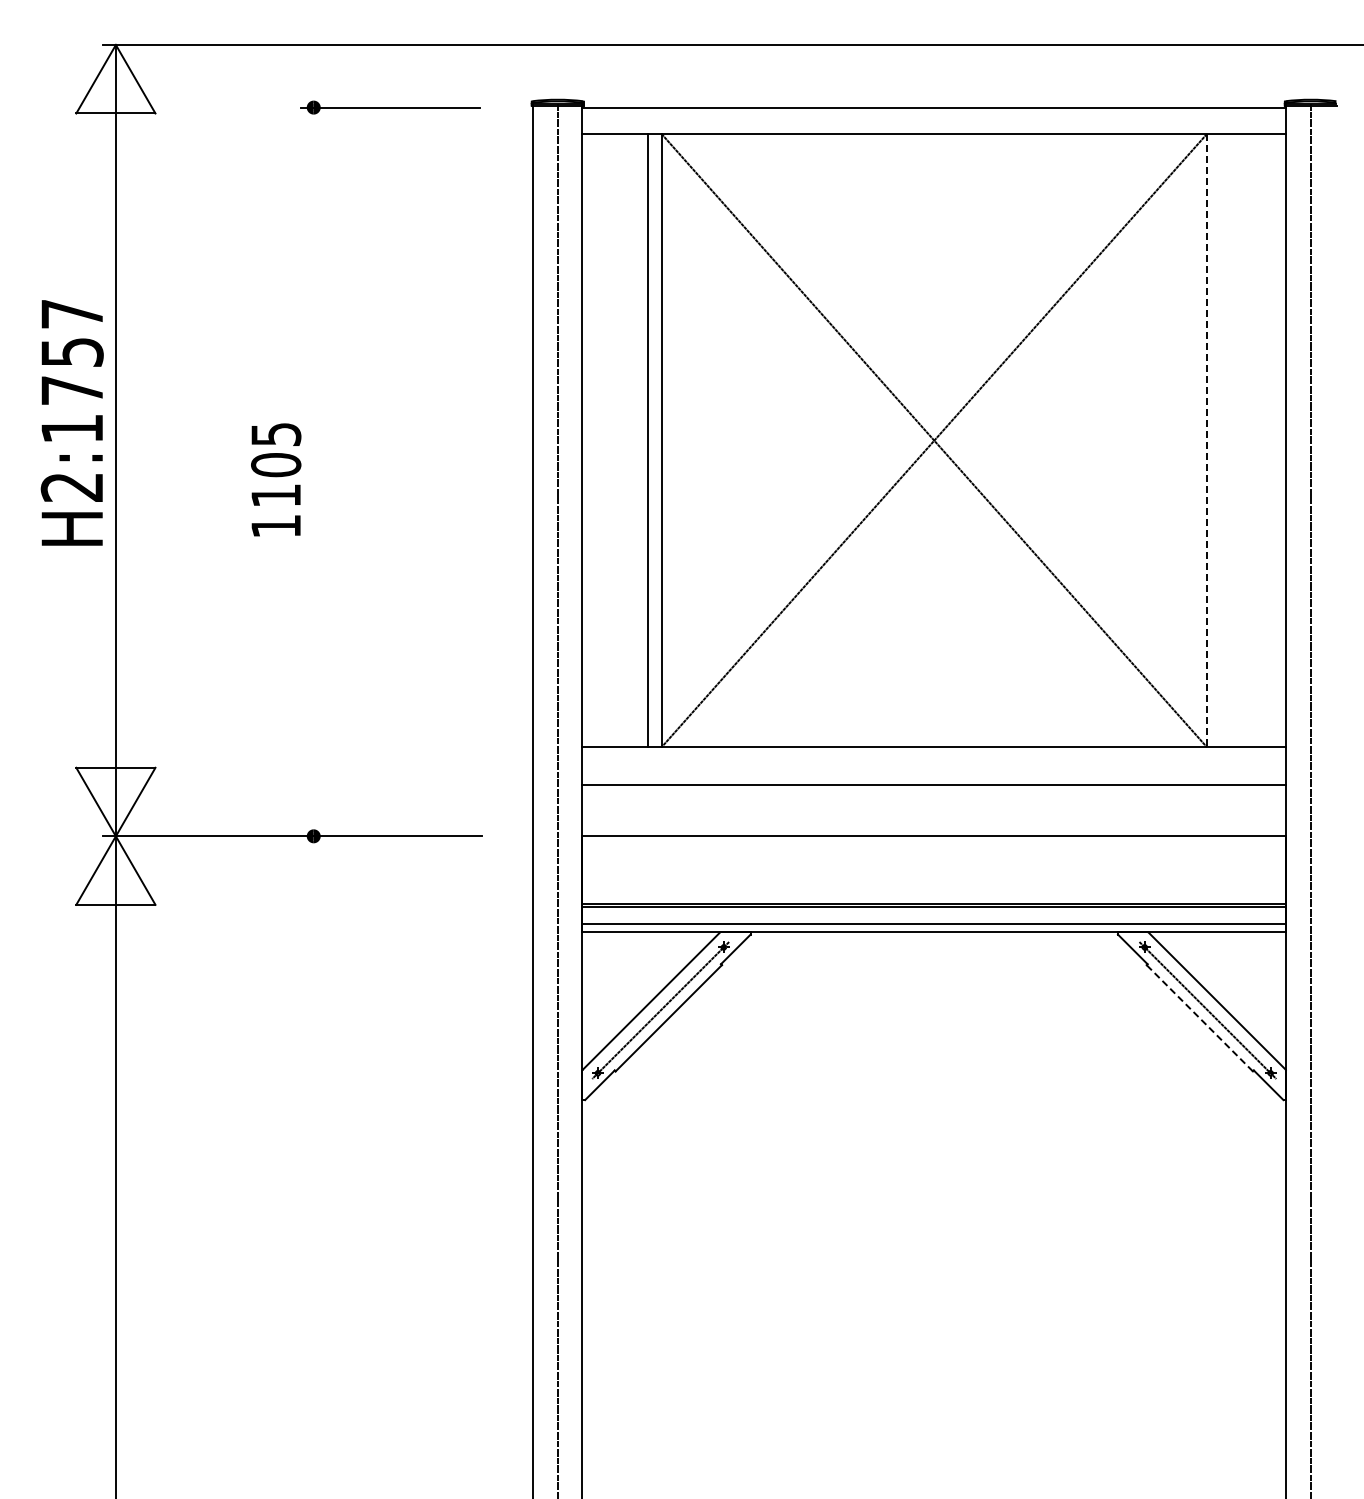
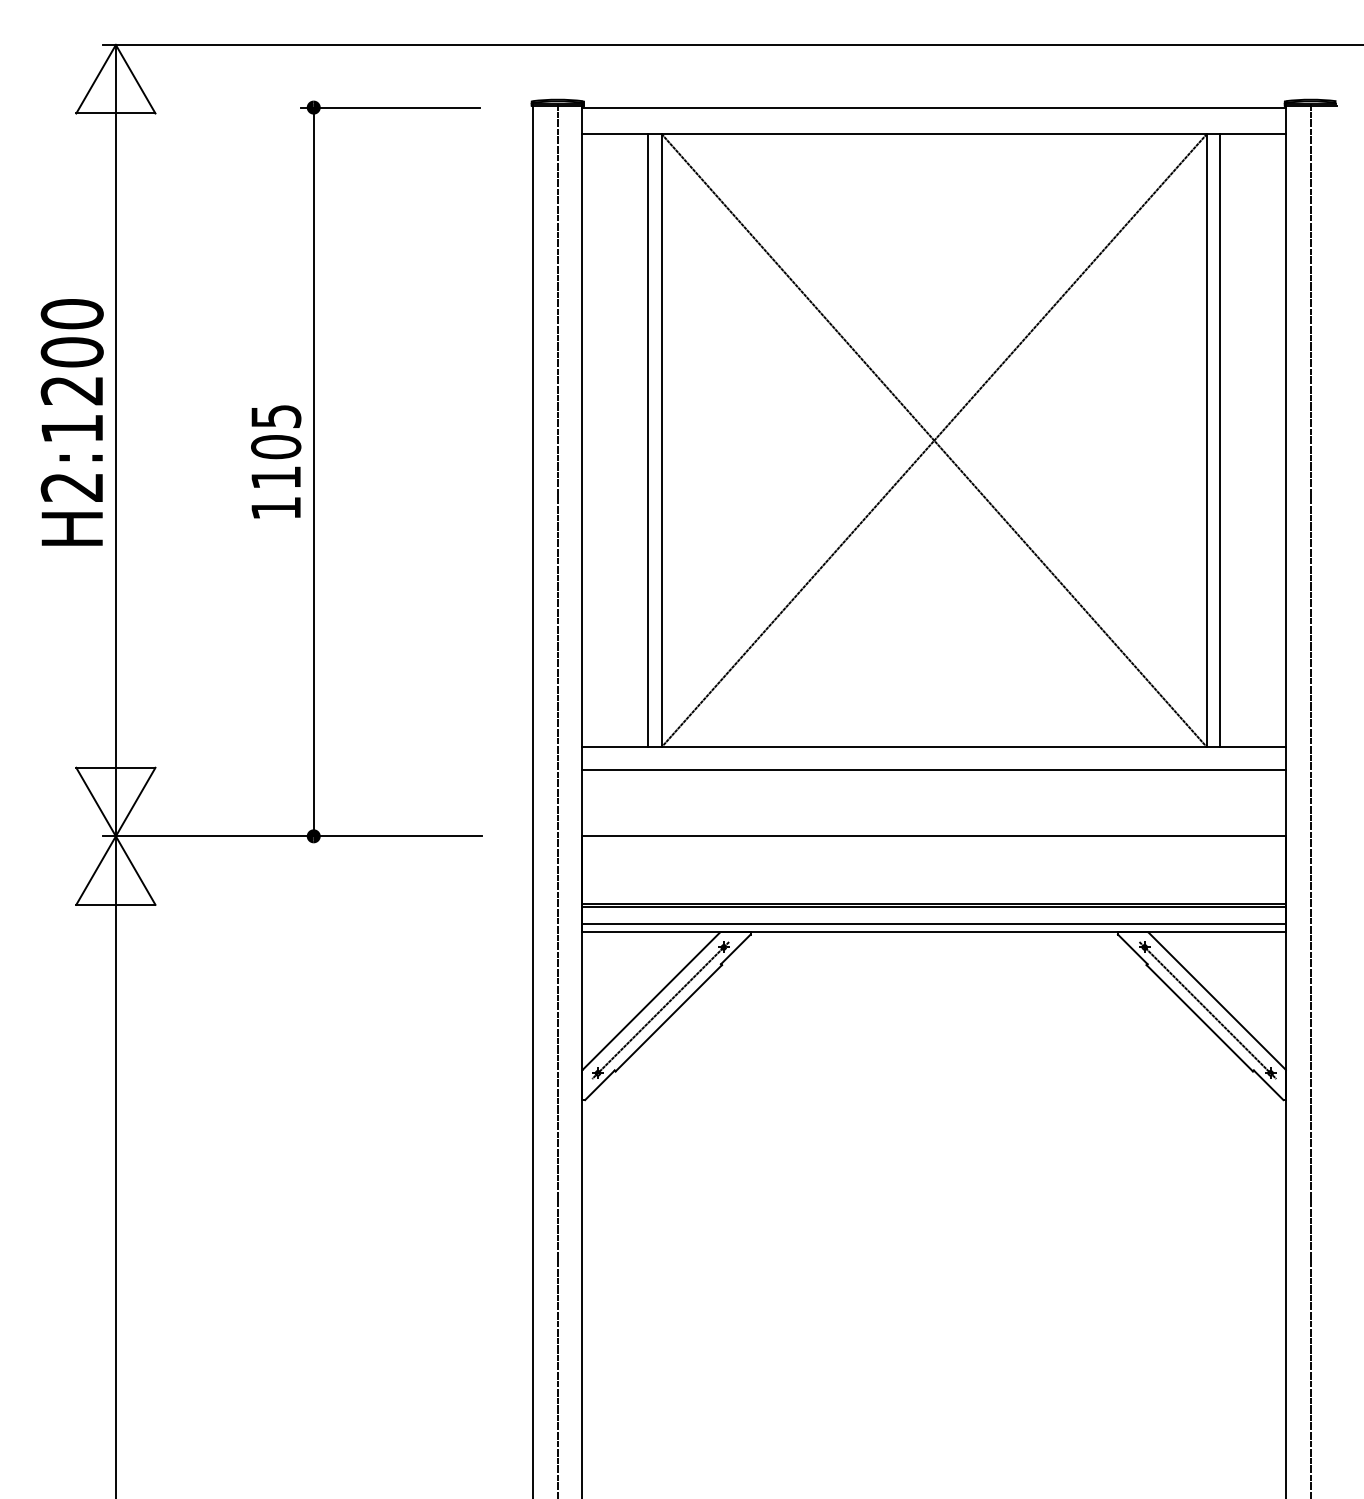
text: H2:1757 -> H2:1200 (71, 352)
line: dashed -> solid (1207, 440)
line: none -> present (1220, 440)
line: none -> present (313, 471)
text position: (276, 479) -> (276, 461) (276, 461)
line position: (934, 785) -> (934, 770) (934, 770)
line: dashed -> solid (1199, 1017)
